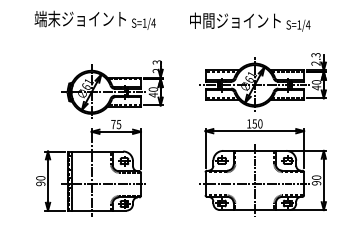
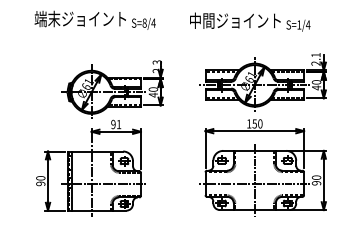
text: S=1/4 -> S=8/4 (144, 22)
text: 2.3 -> 2.1 (315, 55)
text: 75 -> 91 (116, 124)
